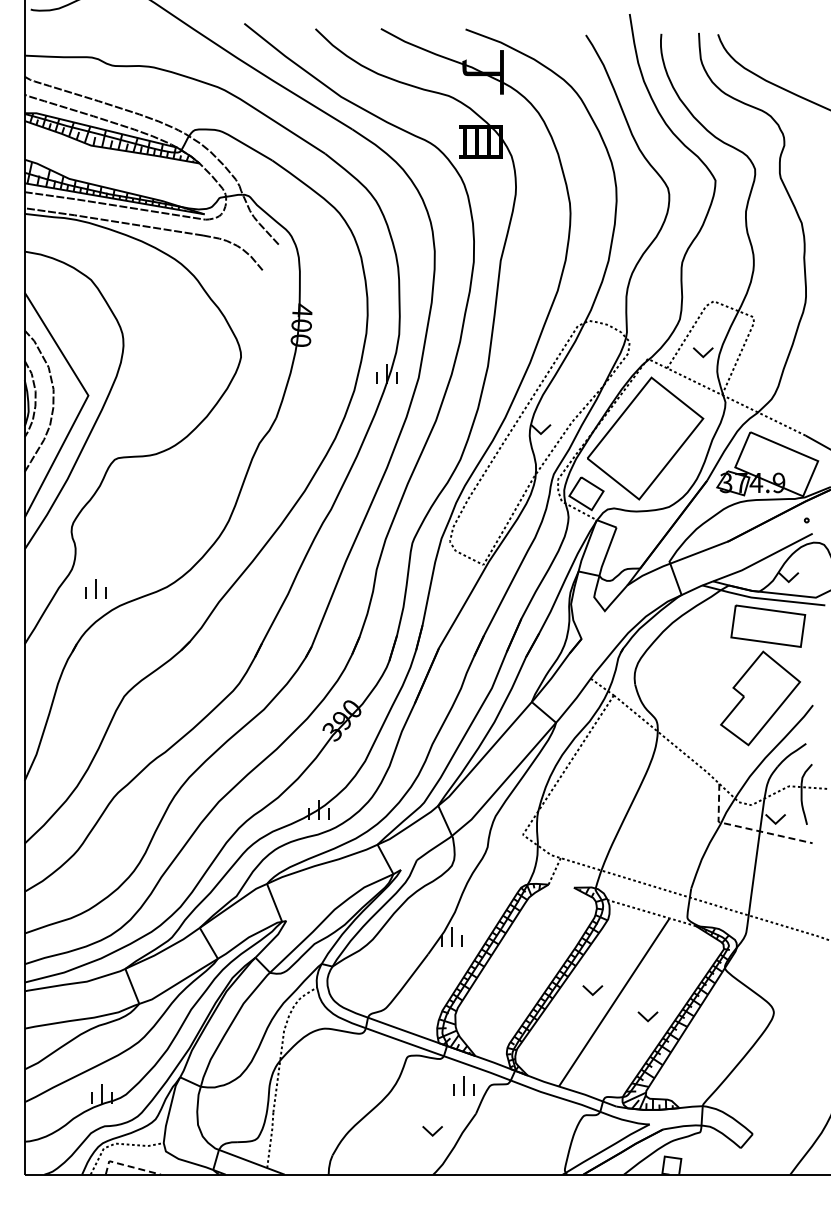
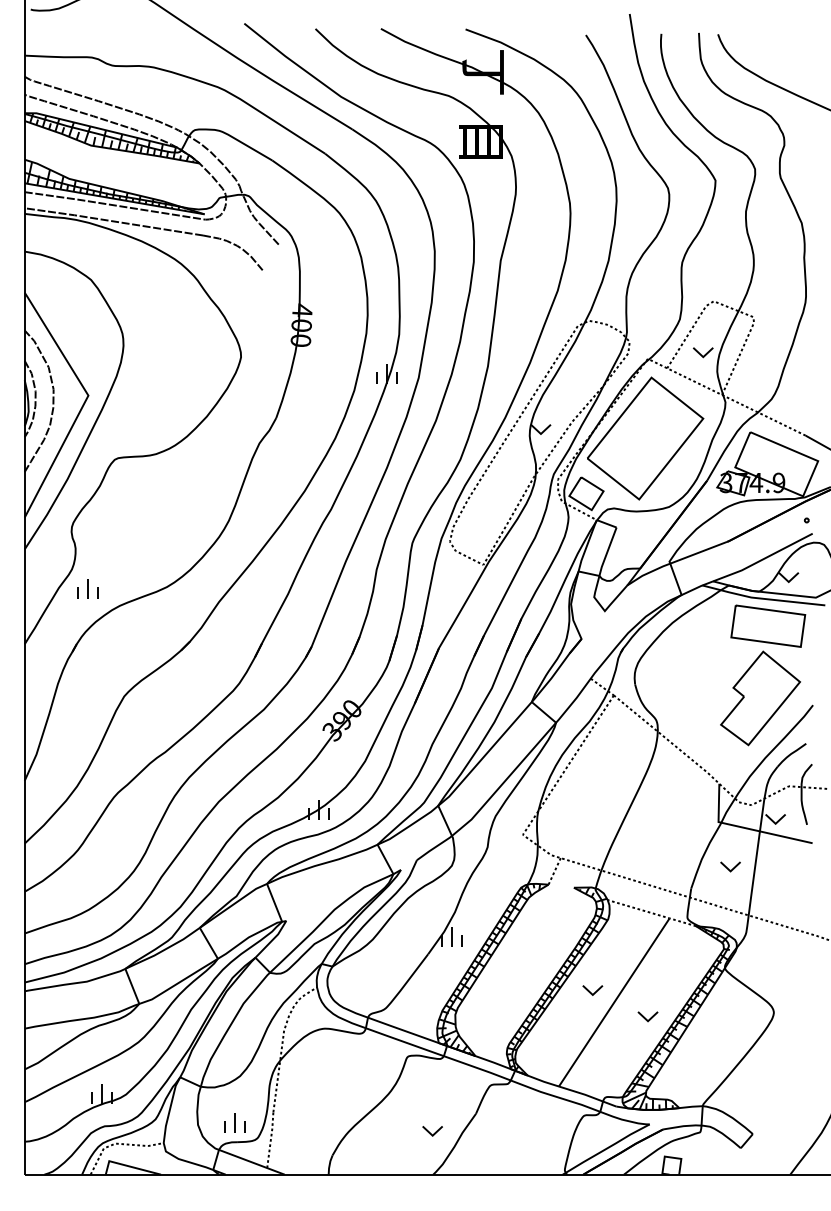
part position: (95, 588) -> (87, 588) (87, 588)
line: dashed -> solid (746, 828)
part: none -> present (730, 866)
part position: (463, 1085) -> (234, 1122) (234, 1122)
line: dashed -> solid (128, 1166)
